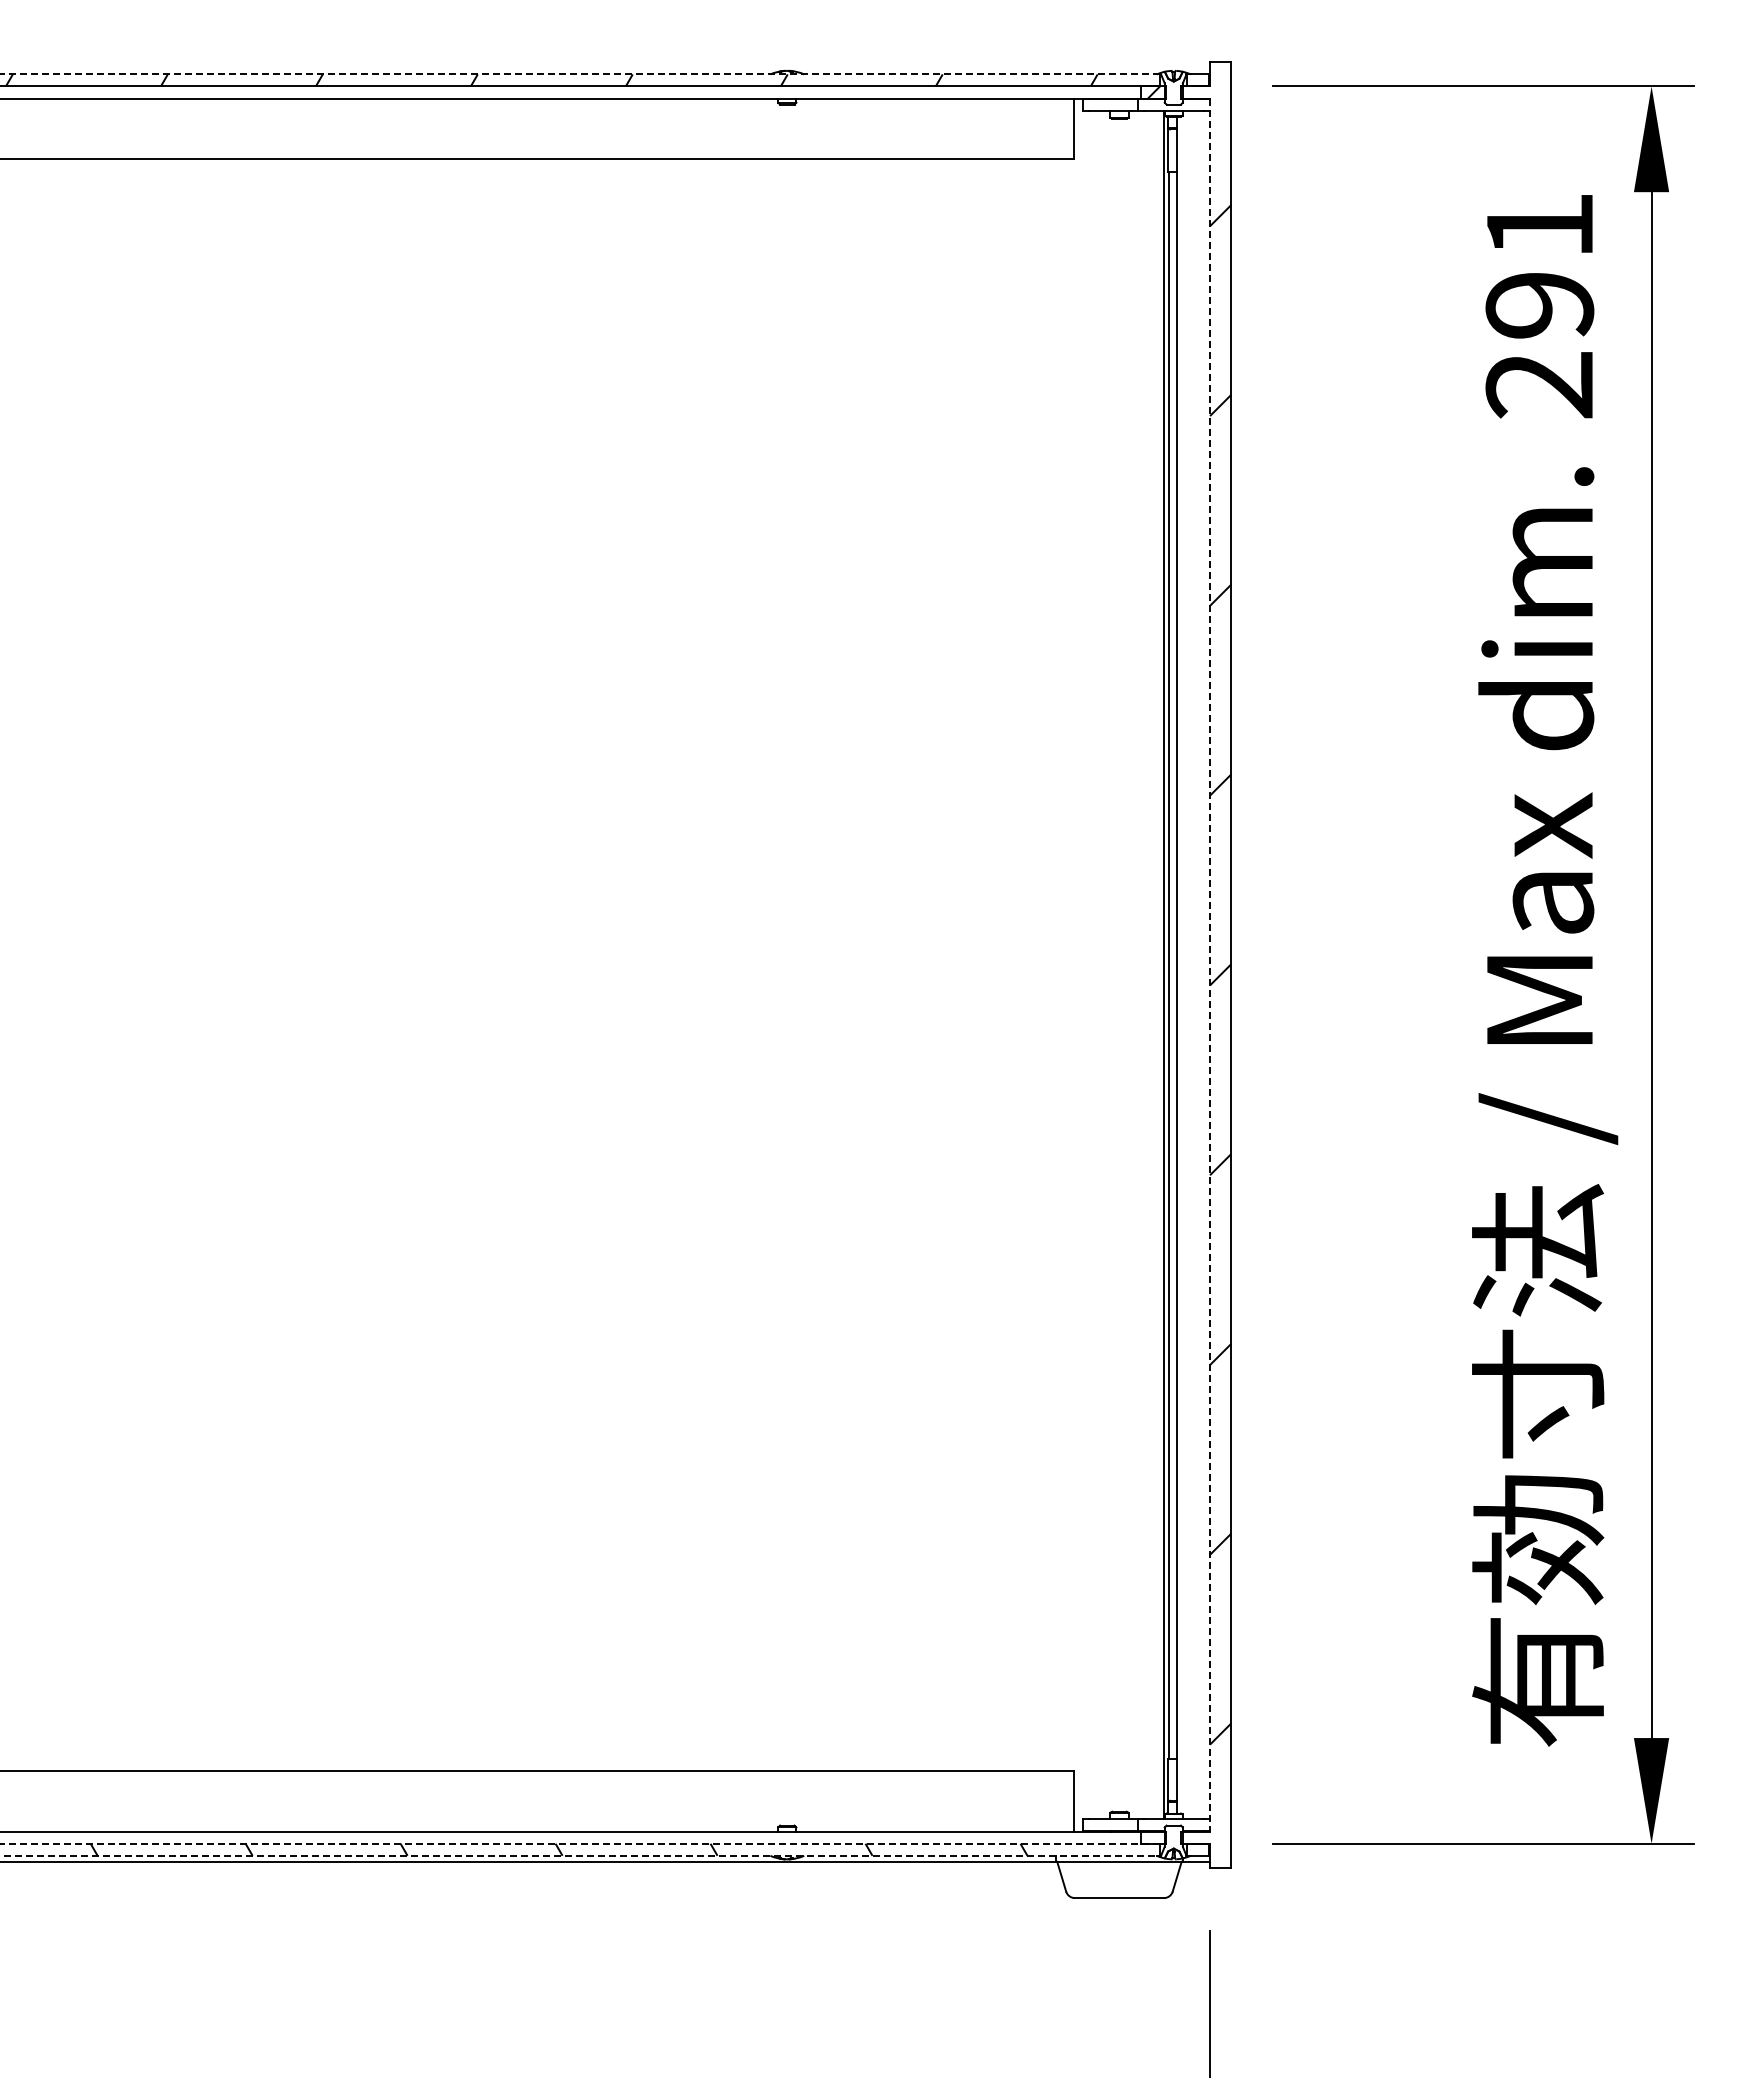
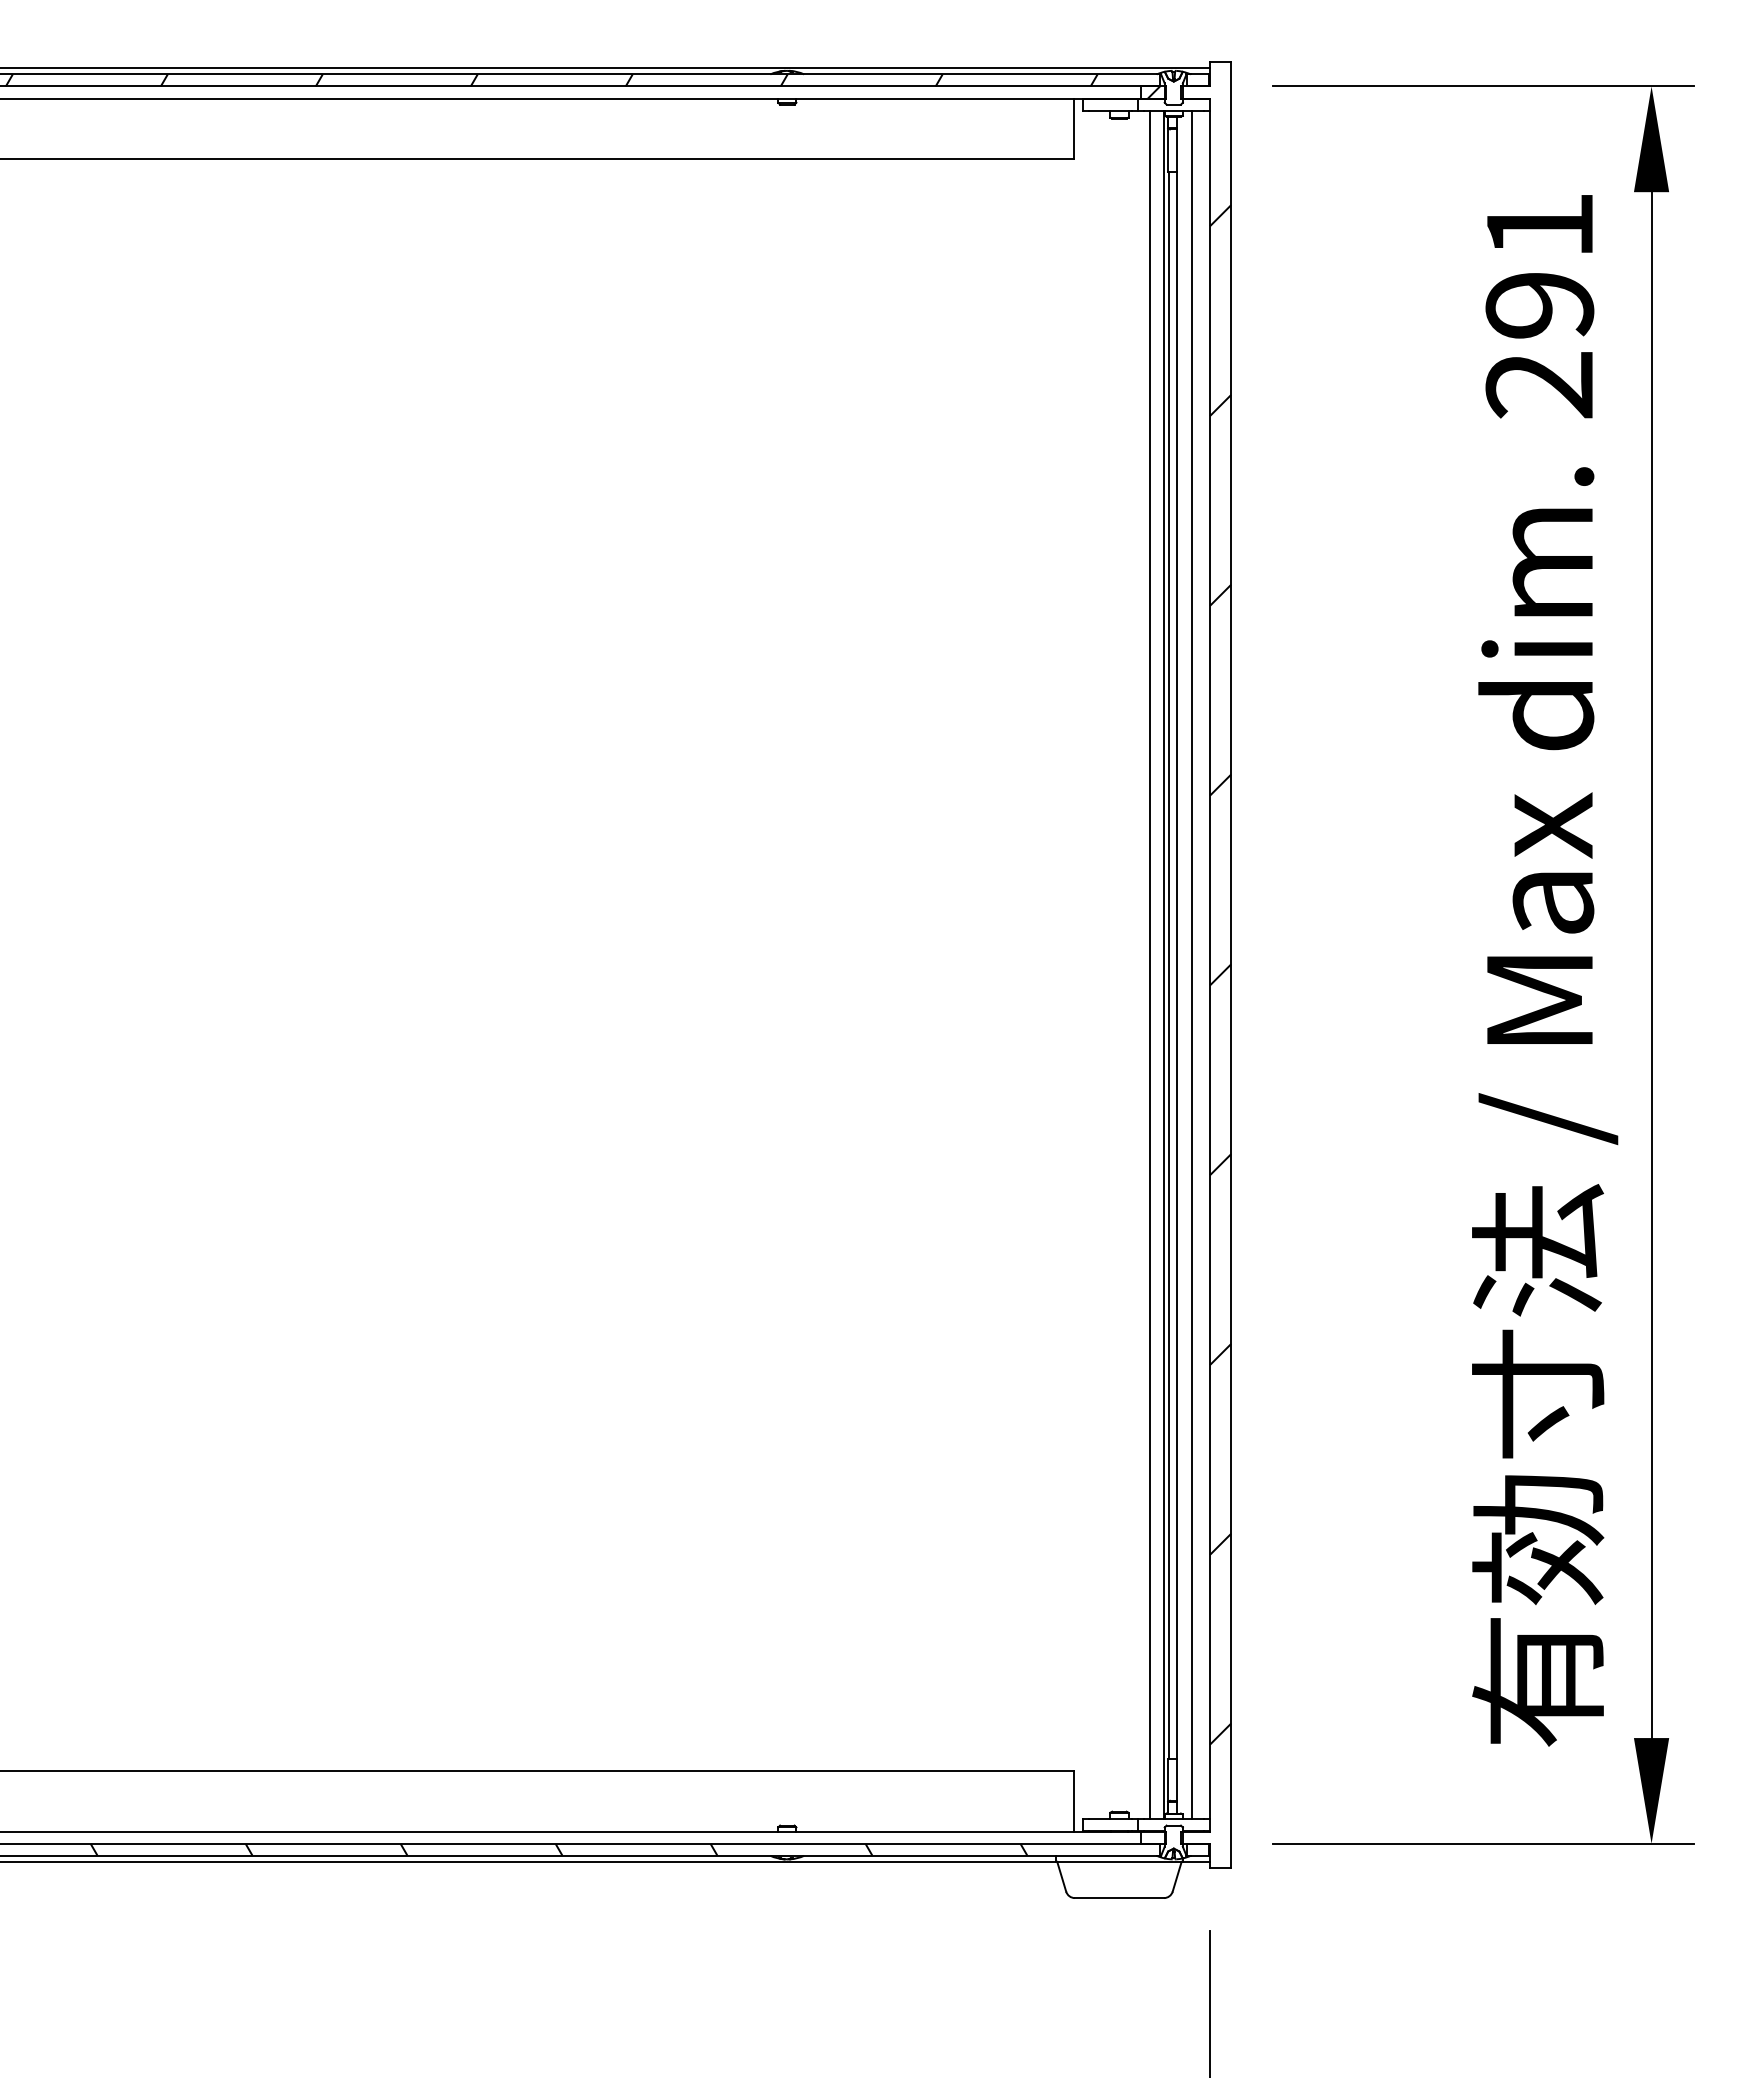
line: none -> present (606, 68)
line: dashed -> solid (580, 74)
line: none -> present (1149, 964)
line: none -> present (1191, 964)
line: dashed -> solid (1210, 965)
line: dashed -> solid (580, 1843)
line: dashed -> solid (580, 1855)
